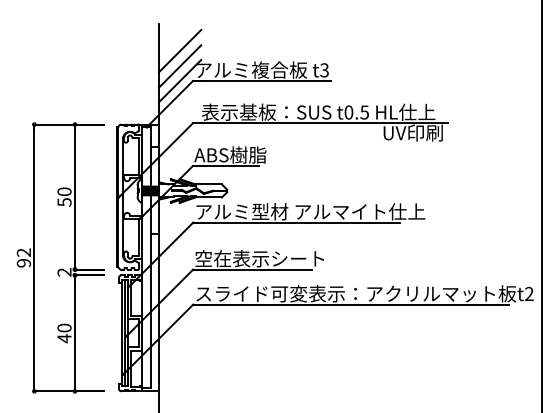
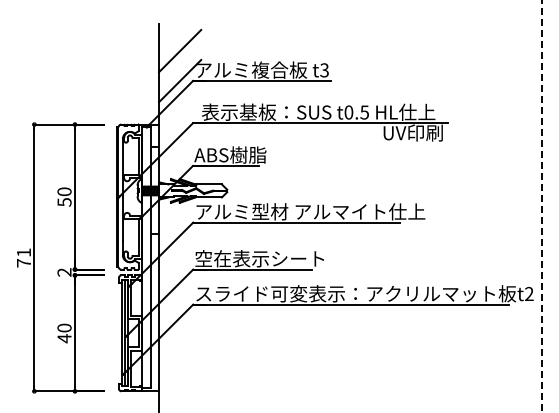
line: present -> none (180, 66)
line: solid -> dashed (542, 206)
text: 92 -> 71 (23, 257)
